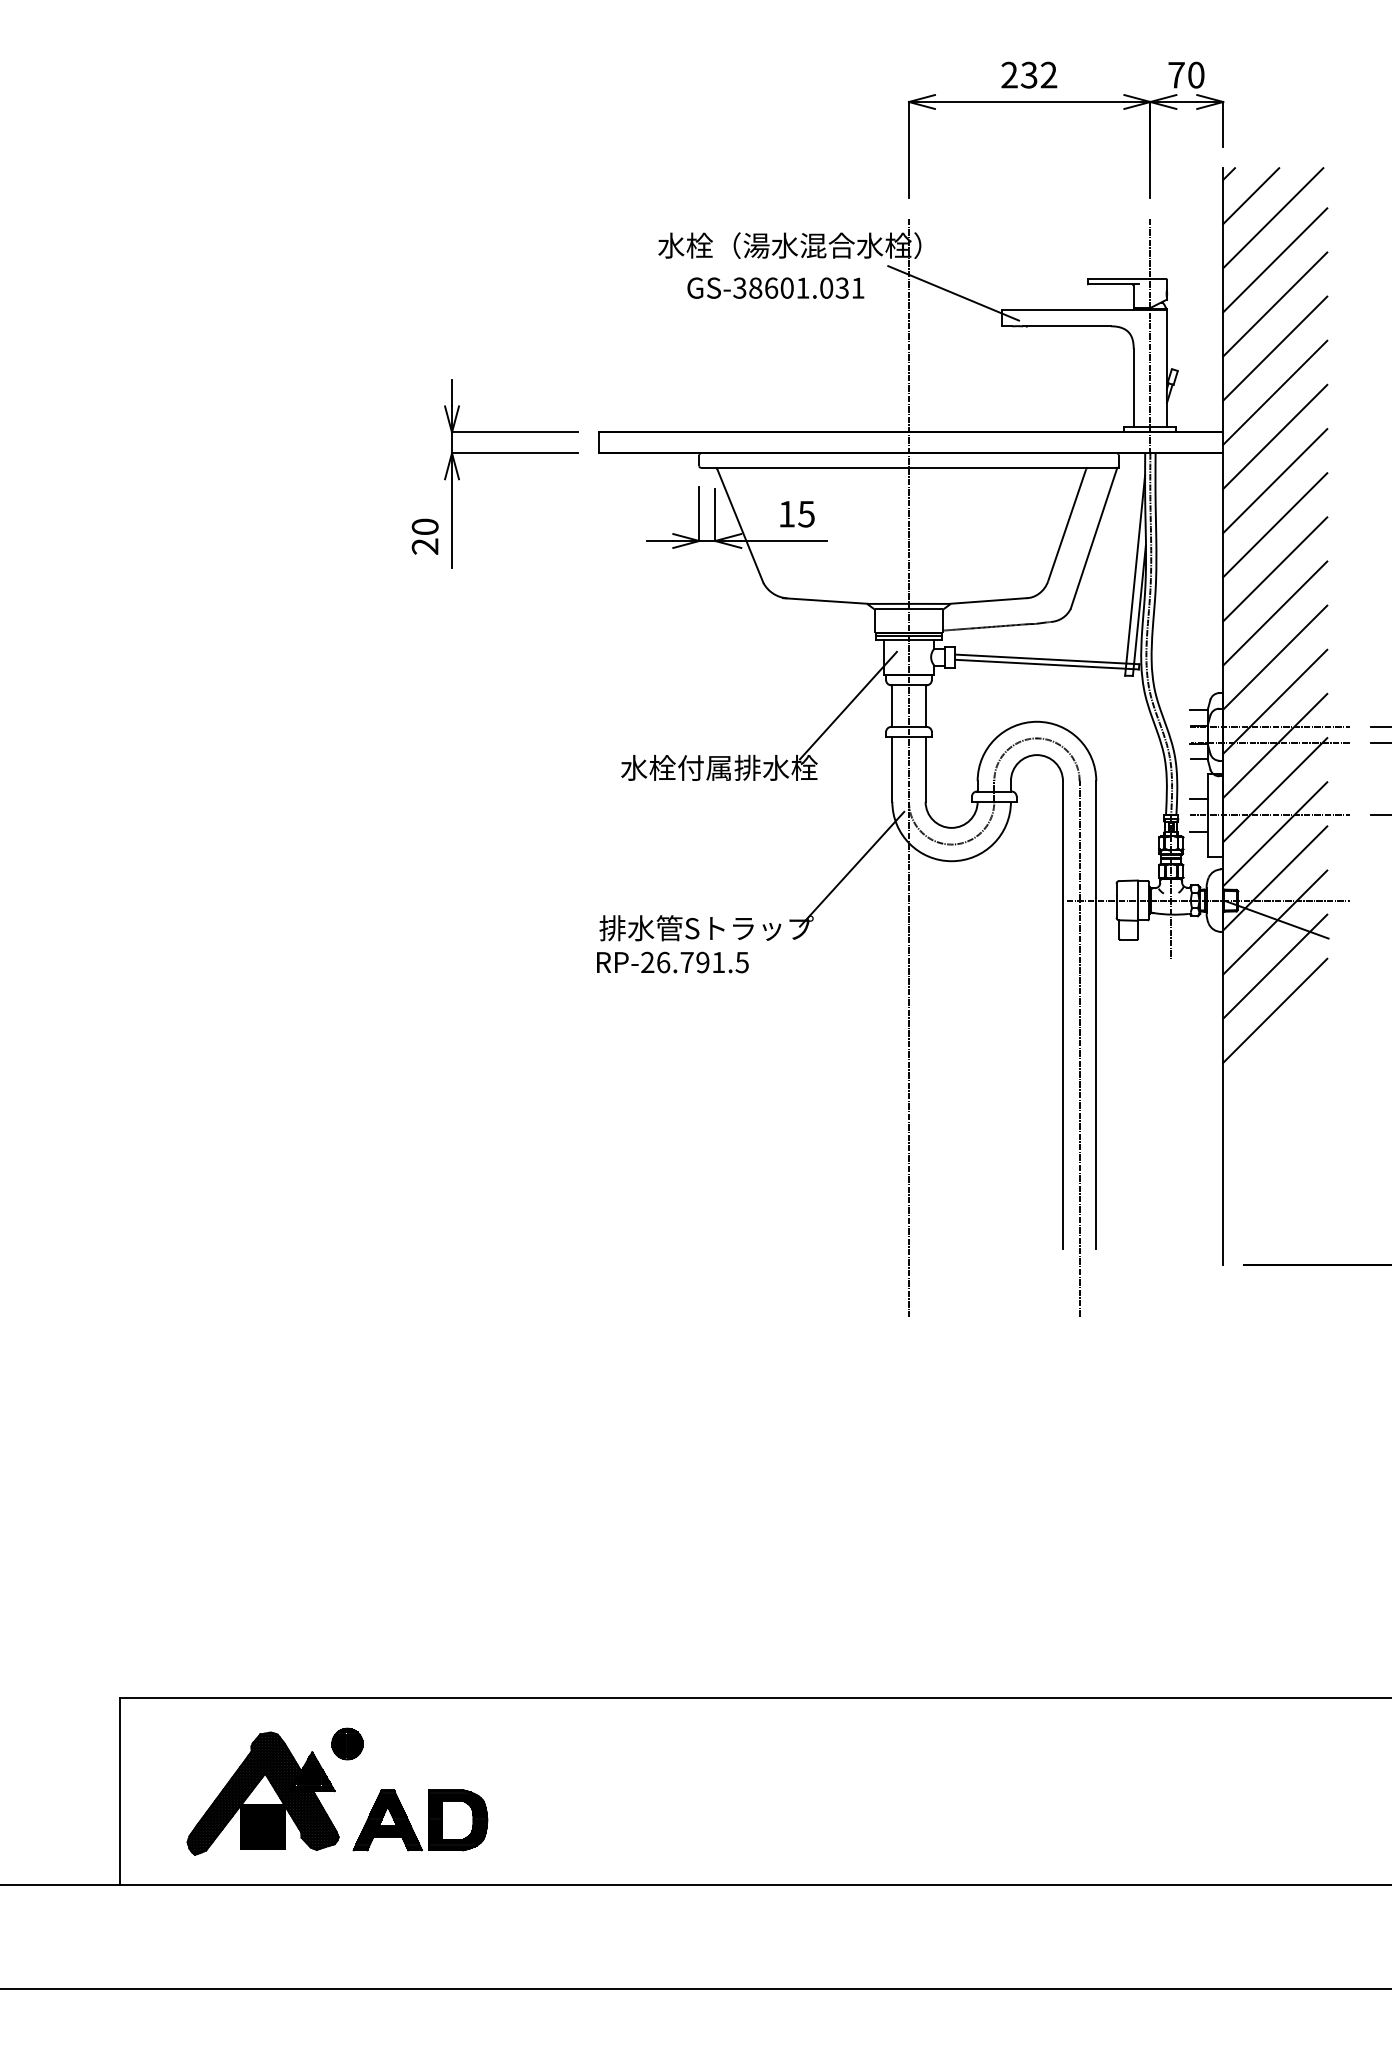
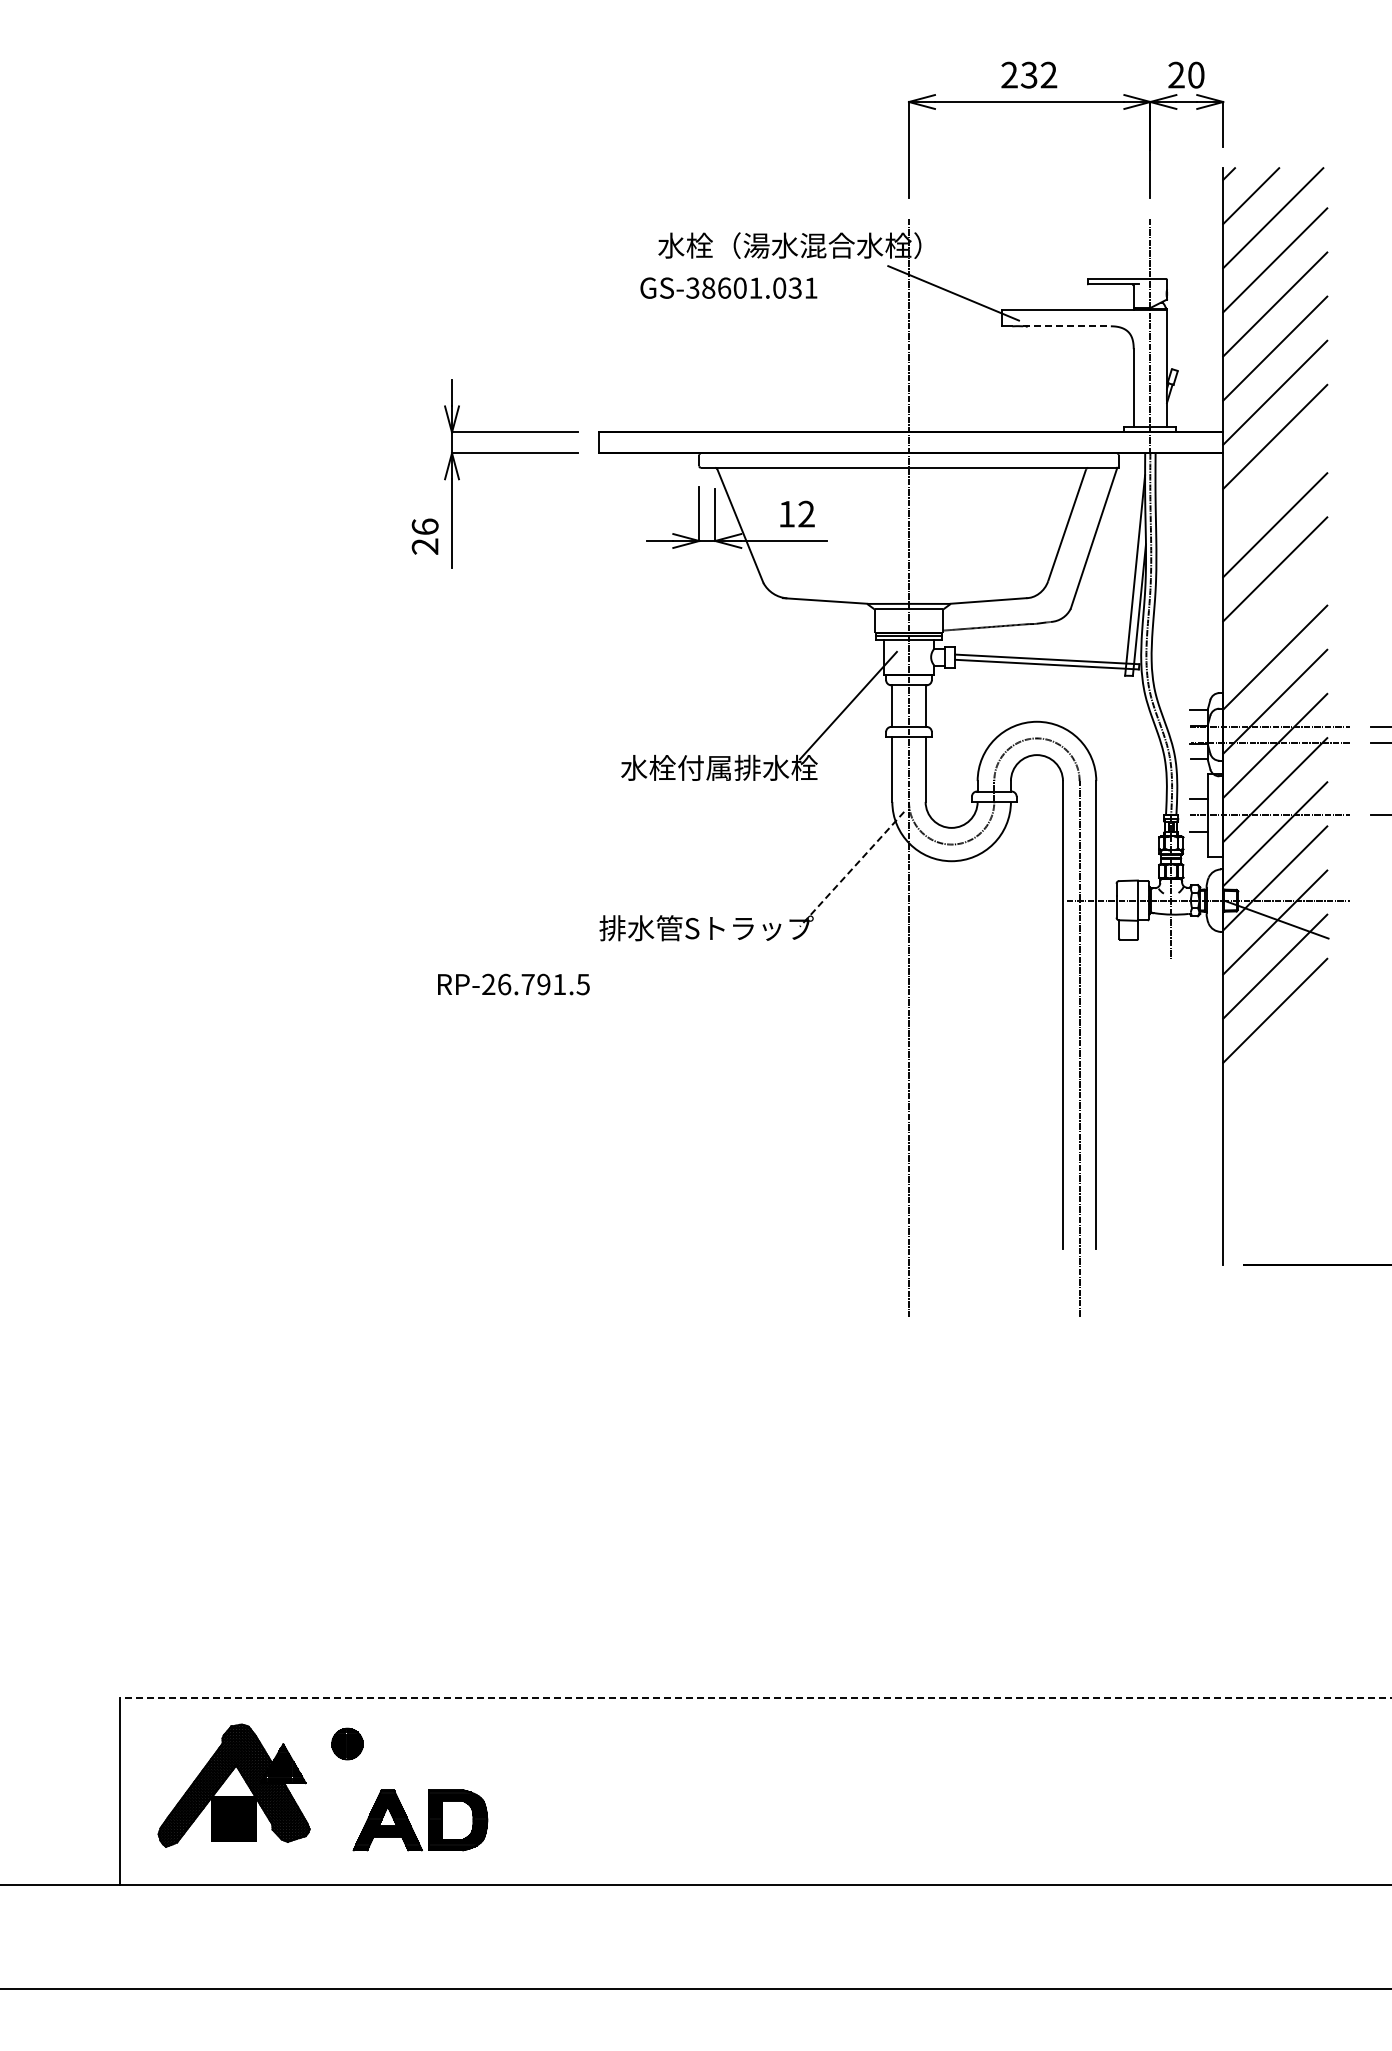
text: 70 -> 20 (1176, 74)
text position: (775, 287) -> (728, 287) (728, 287)
line: solid -> dashed (1067, 326)
line: present -> none (1275, 481)
text: 15 -> 12 (806, 513)
text: 20 -> 26 (424, 526)
line: present -> none (1275, 613)
line: solid -> dashed (852, 869)
text position: (672, 962) -> (513, 984) (513, 984)
line: solid -> dashed (756, 1698)
part position: (262, 1793) -> (233, 1785) (233, 1785)
